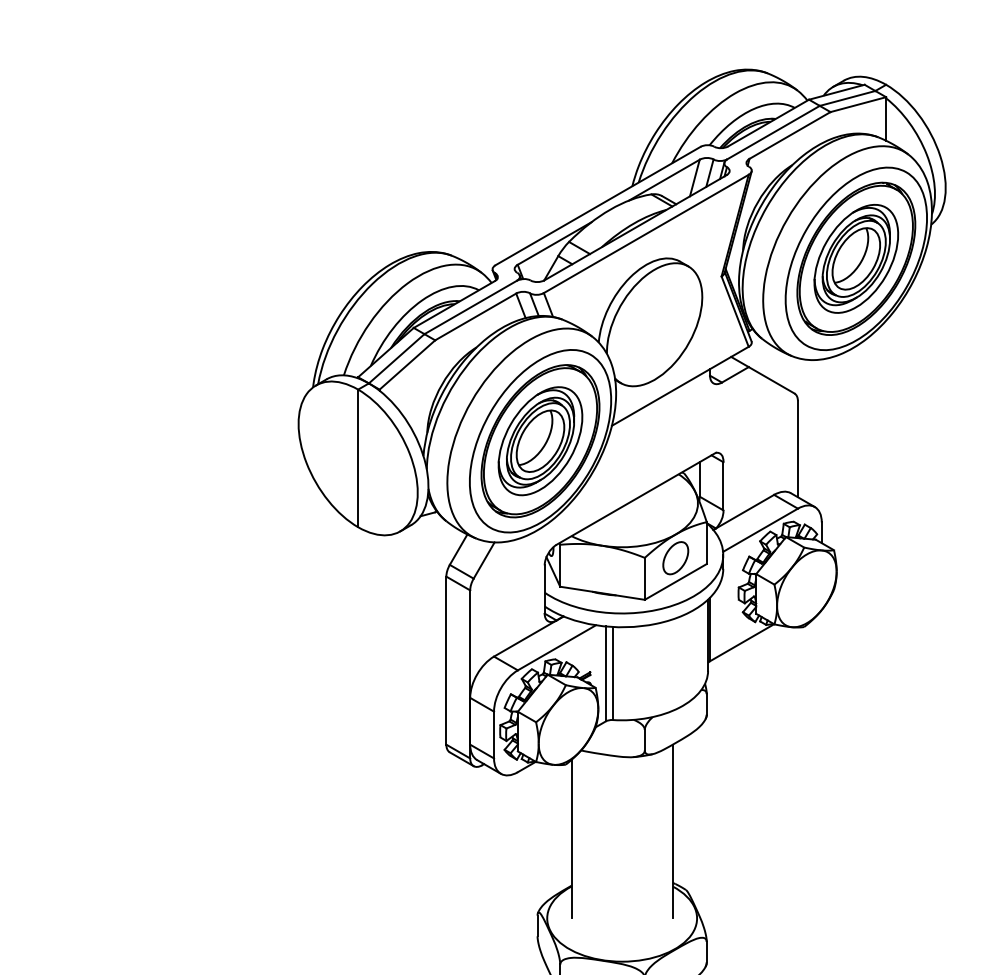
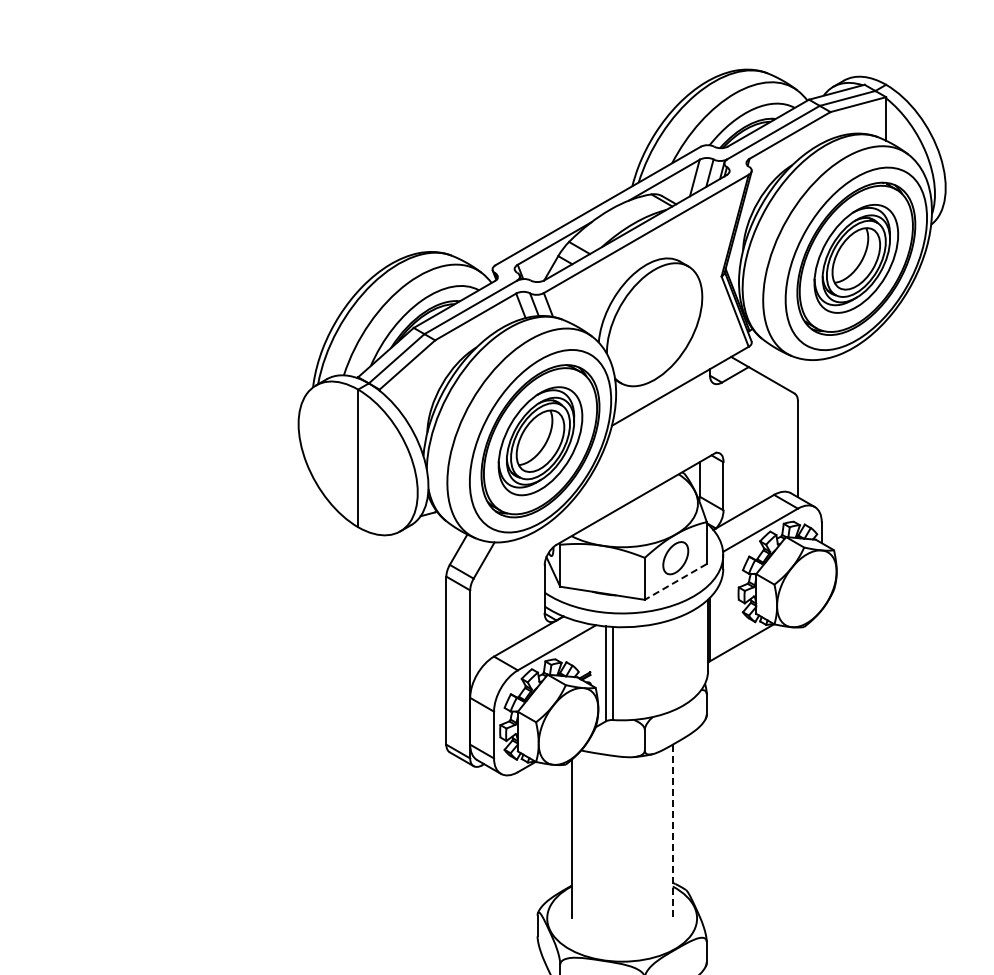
line: solid -> dashed (675, 581)
line: solid -> dashed (672, 831)
